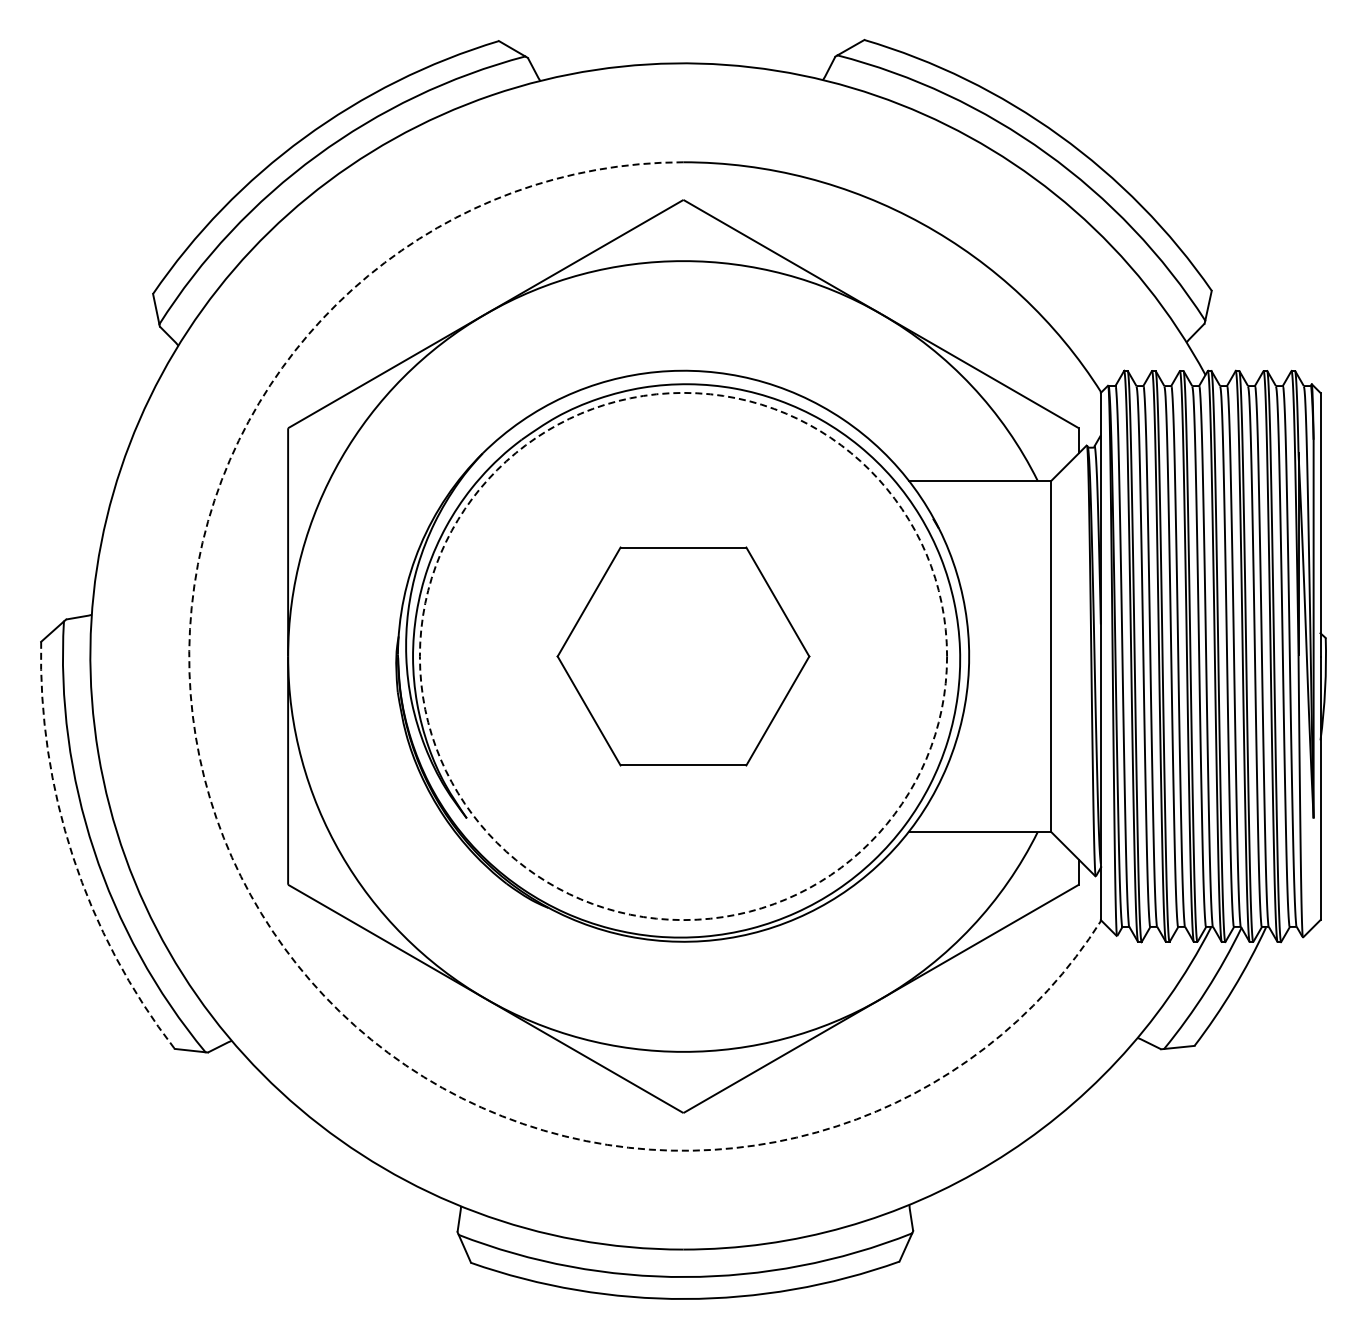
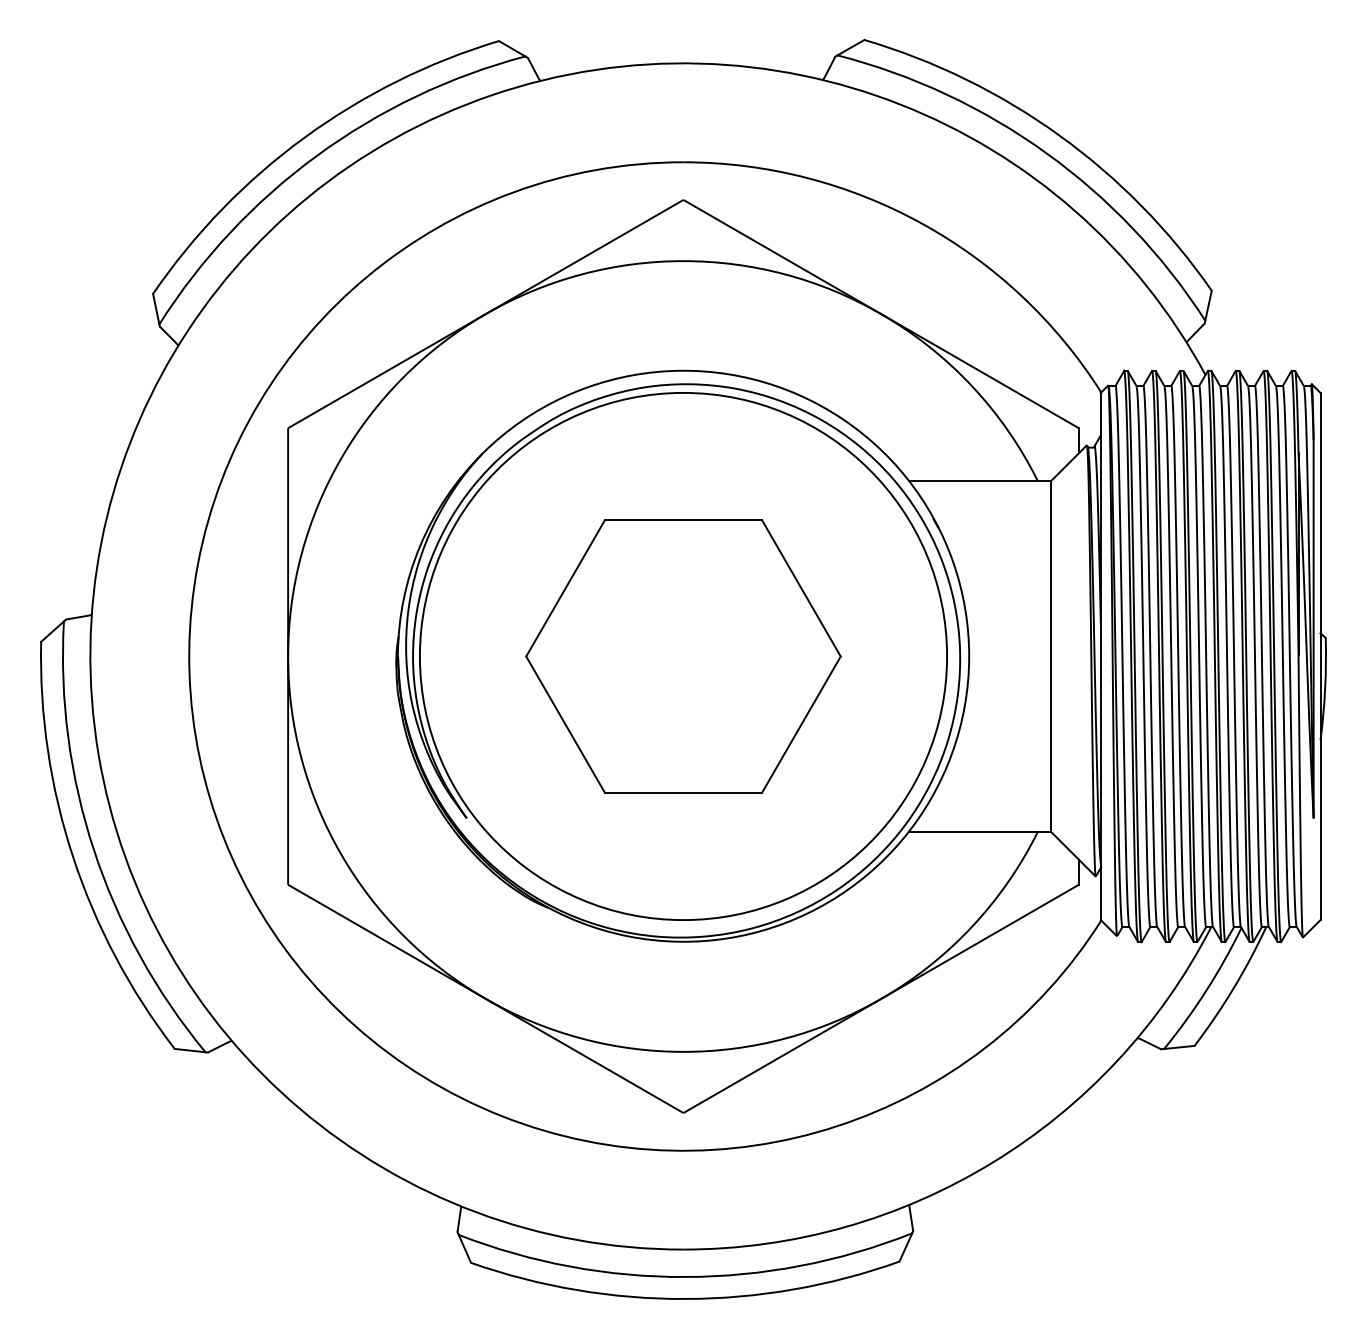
circle: dashed -> solid (683, 656)
part size: 255x221 px -> 317x275 px (683, 656)
arc: dashed -> solid (73, 856)
arc: dashed -> solid (250, 895)
